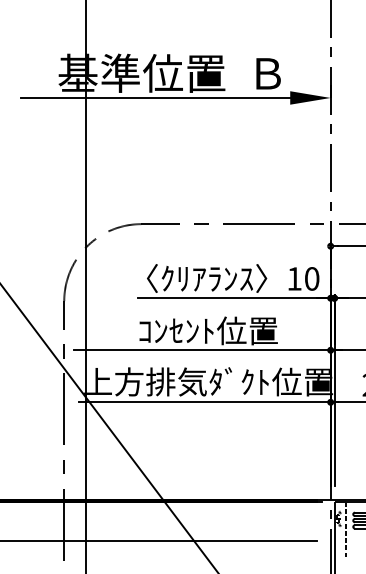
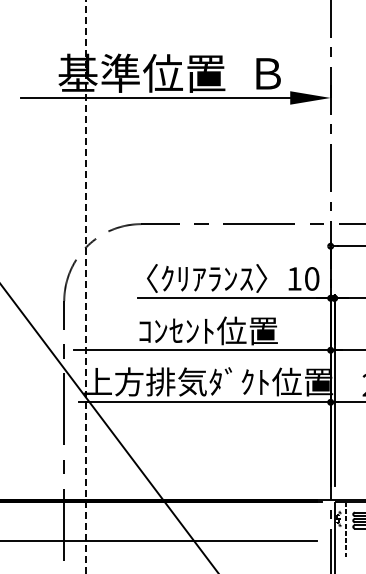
line: solid -> dashed (86, 286)
